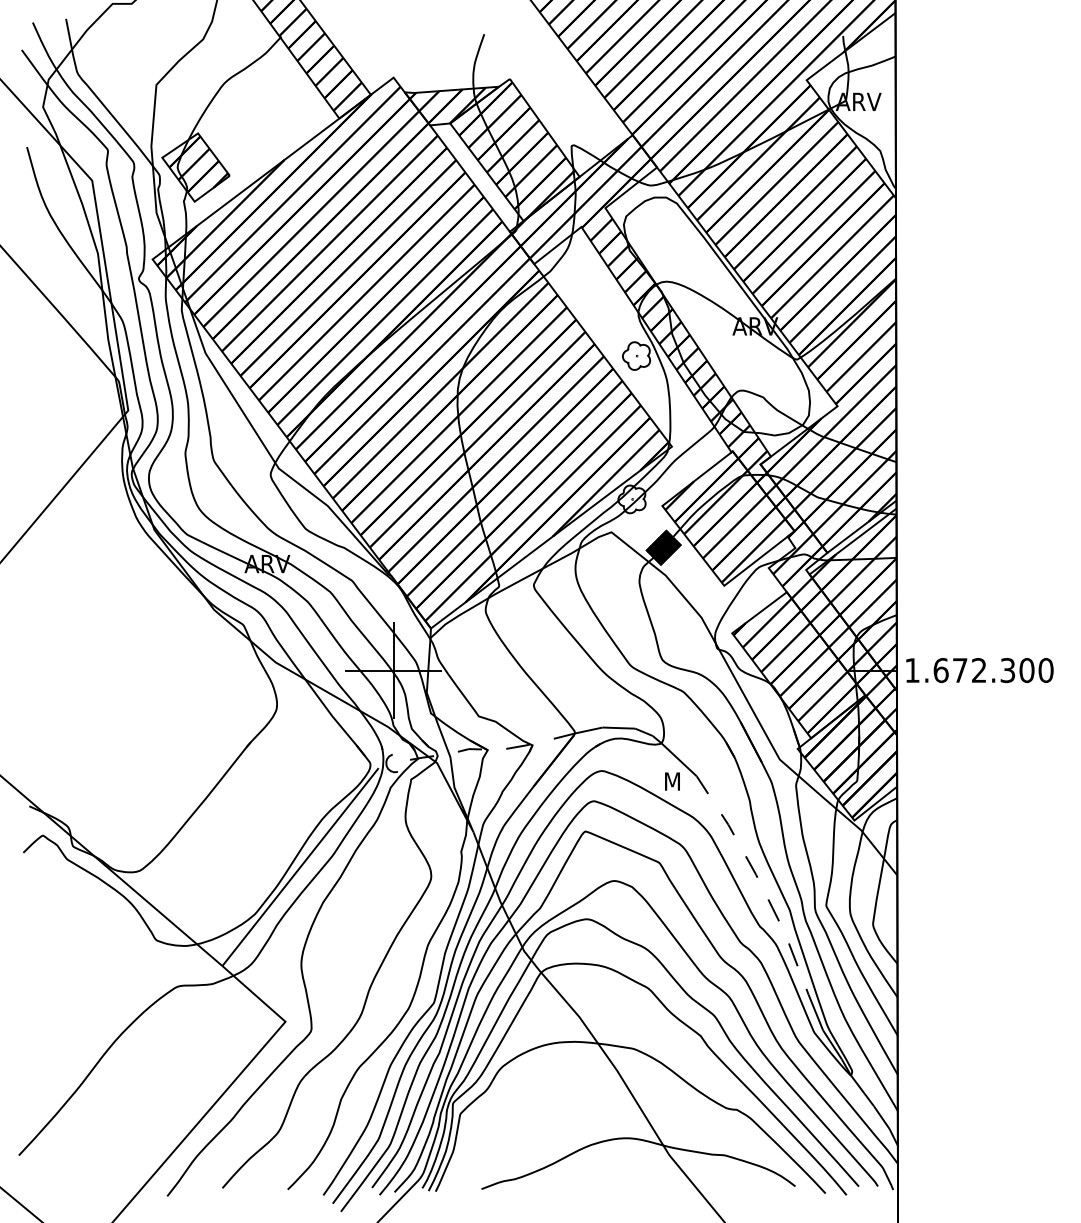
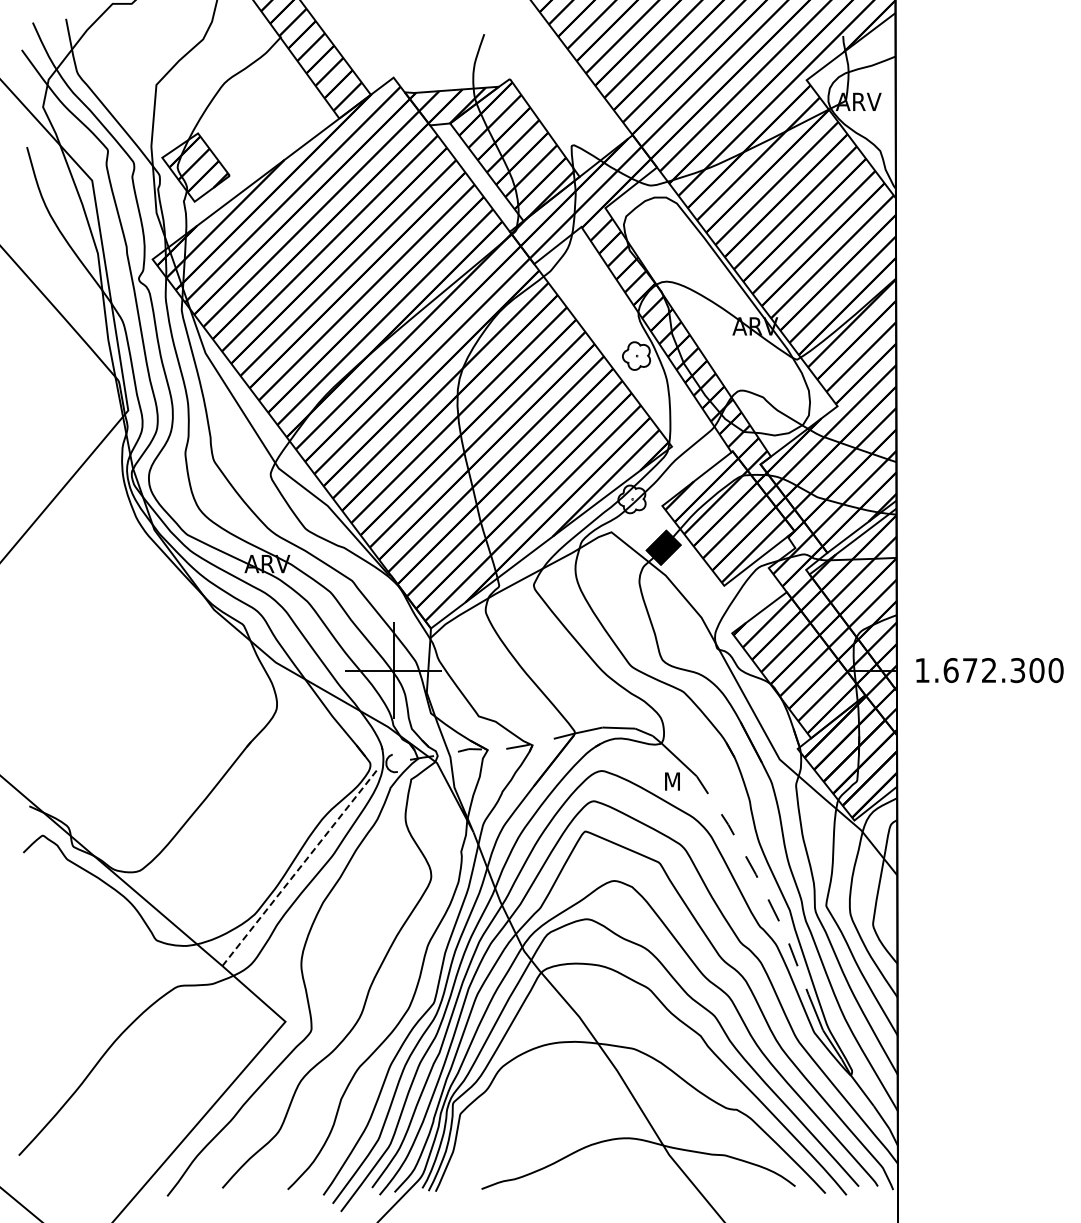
text position: (979, 670) -> (989, 670) (989, 670)
line: solid -> dashed (300, 866)
